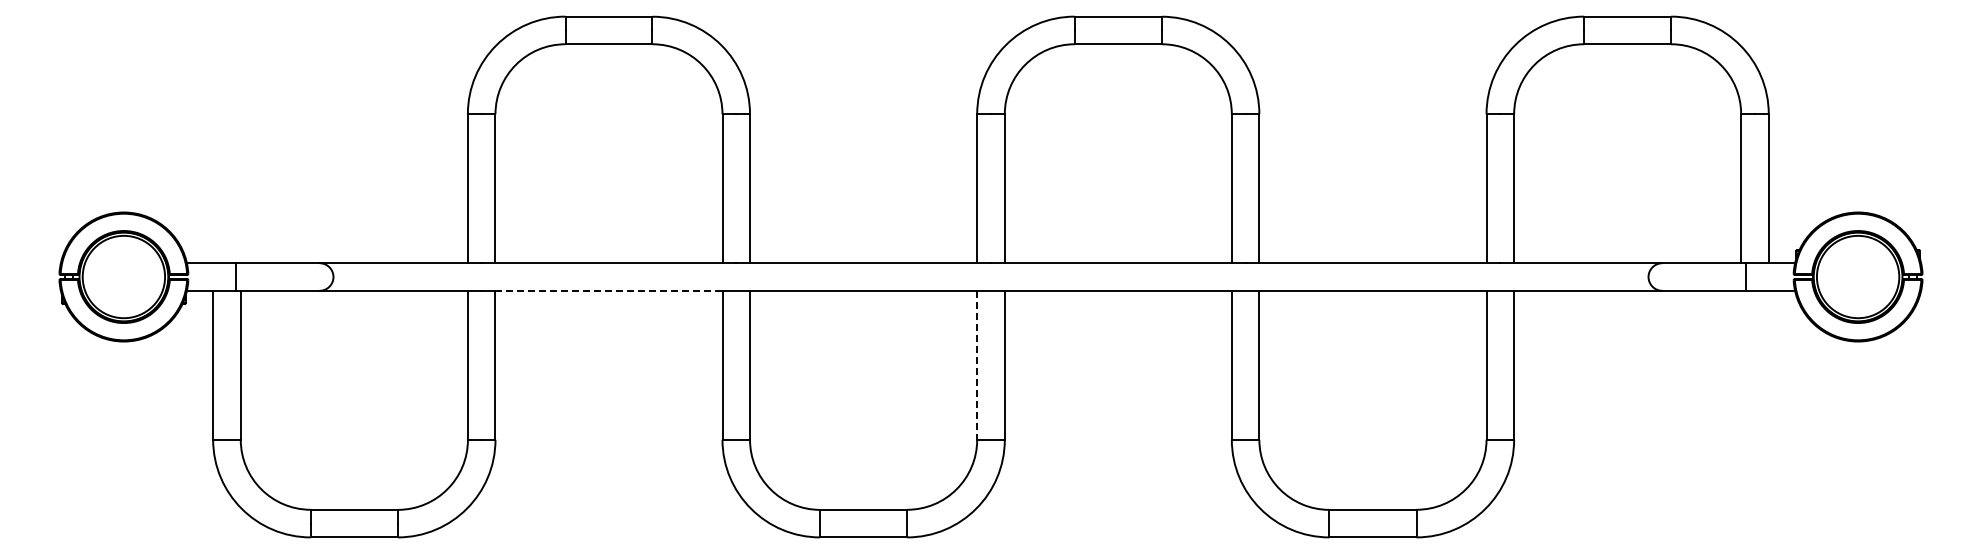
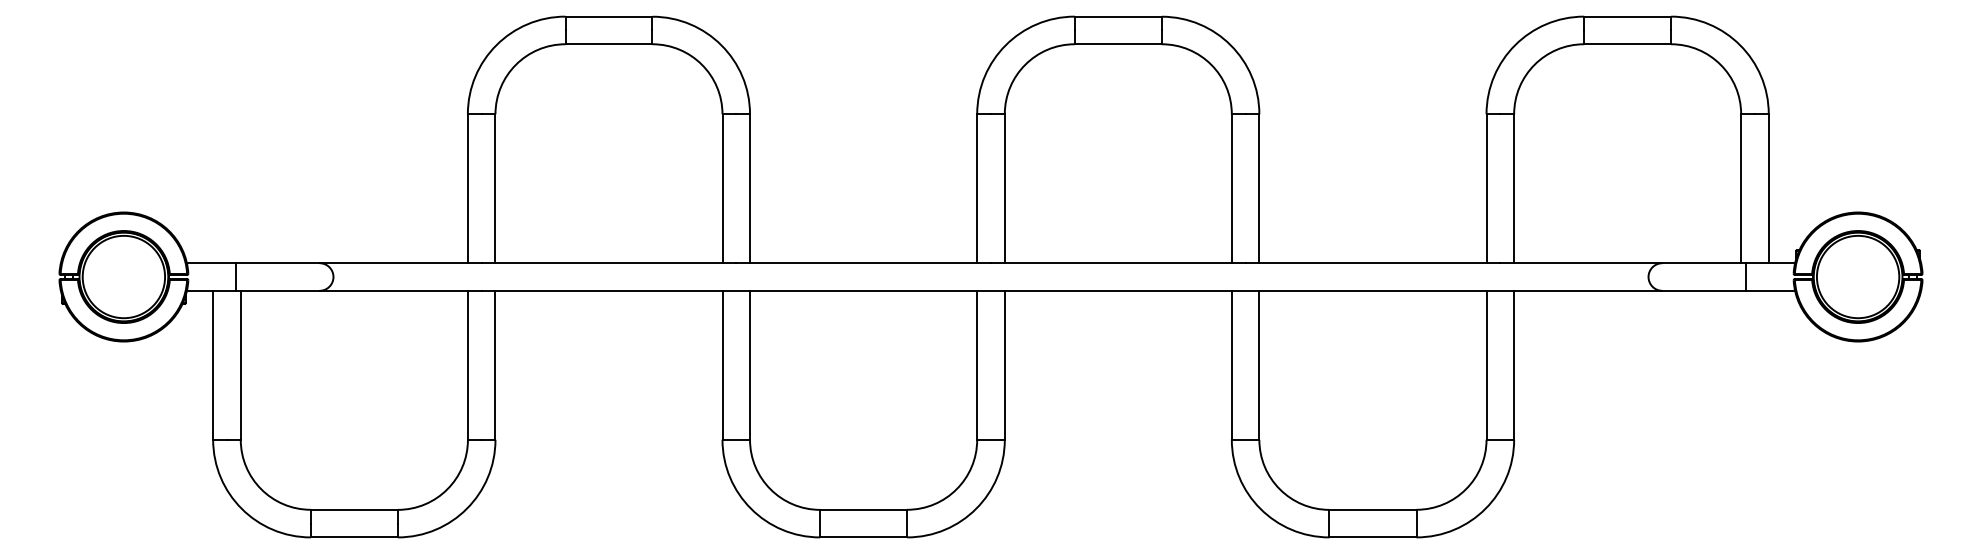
line: dashed -> solid (608, 290)
line: dashed -> solid (977, 365)
